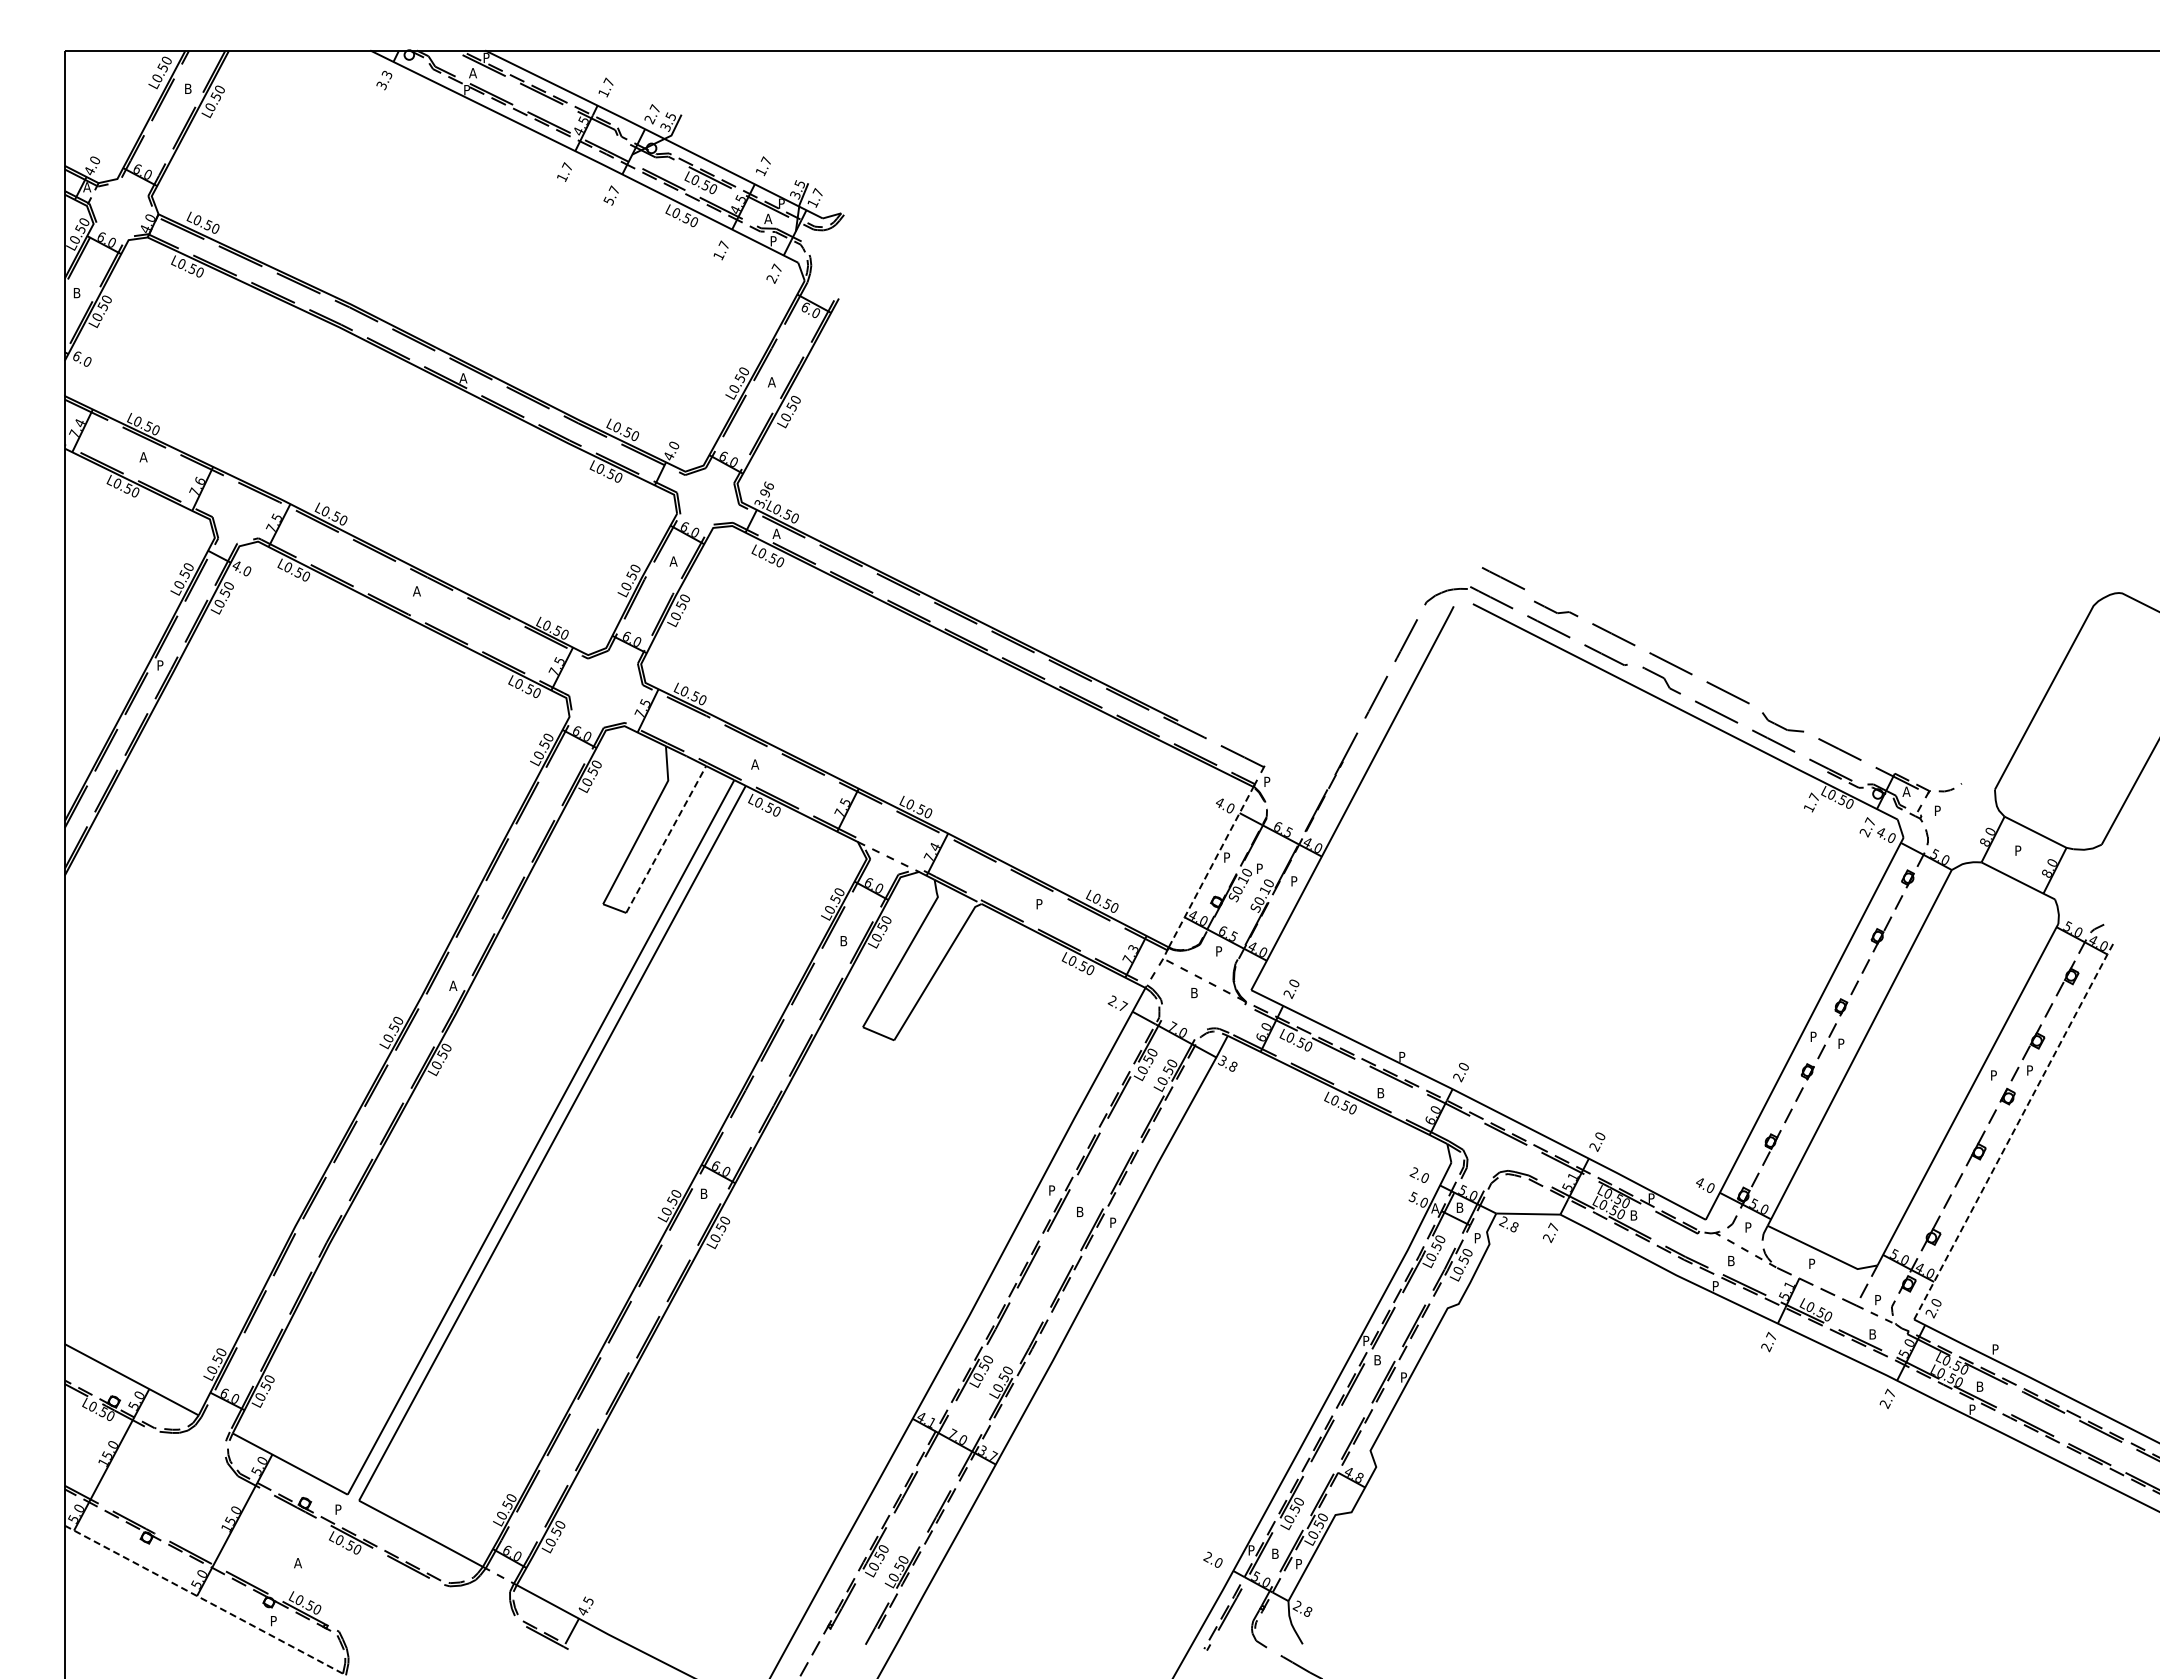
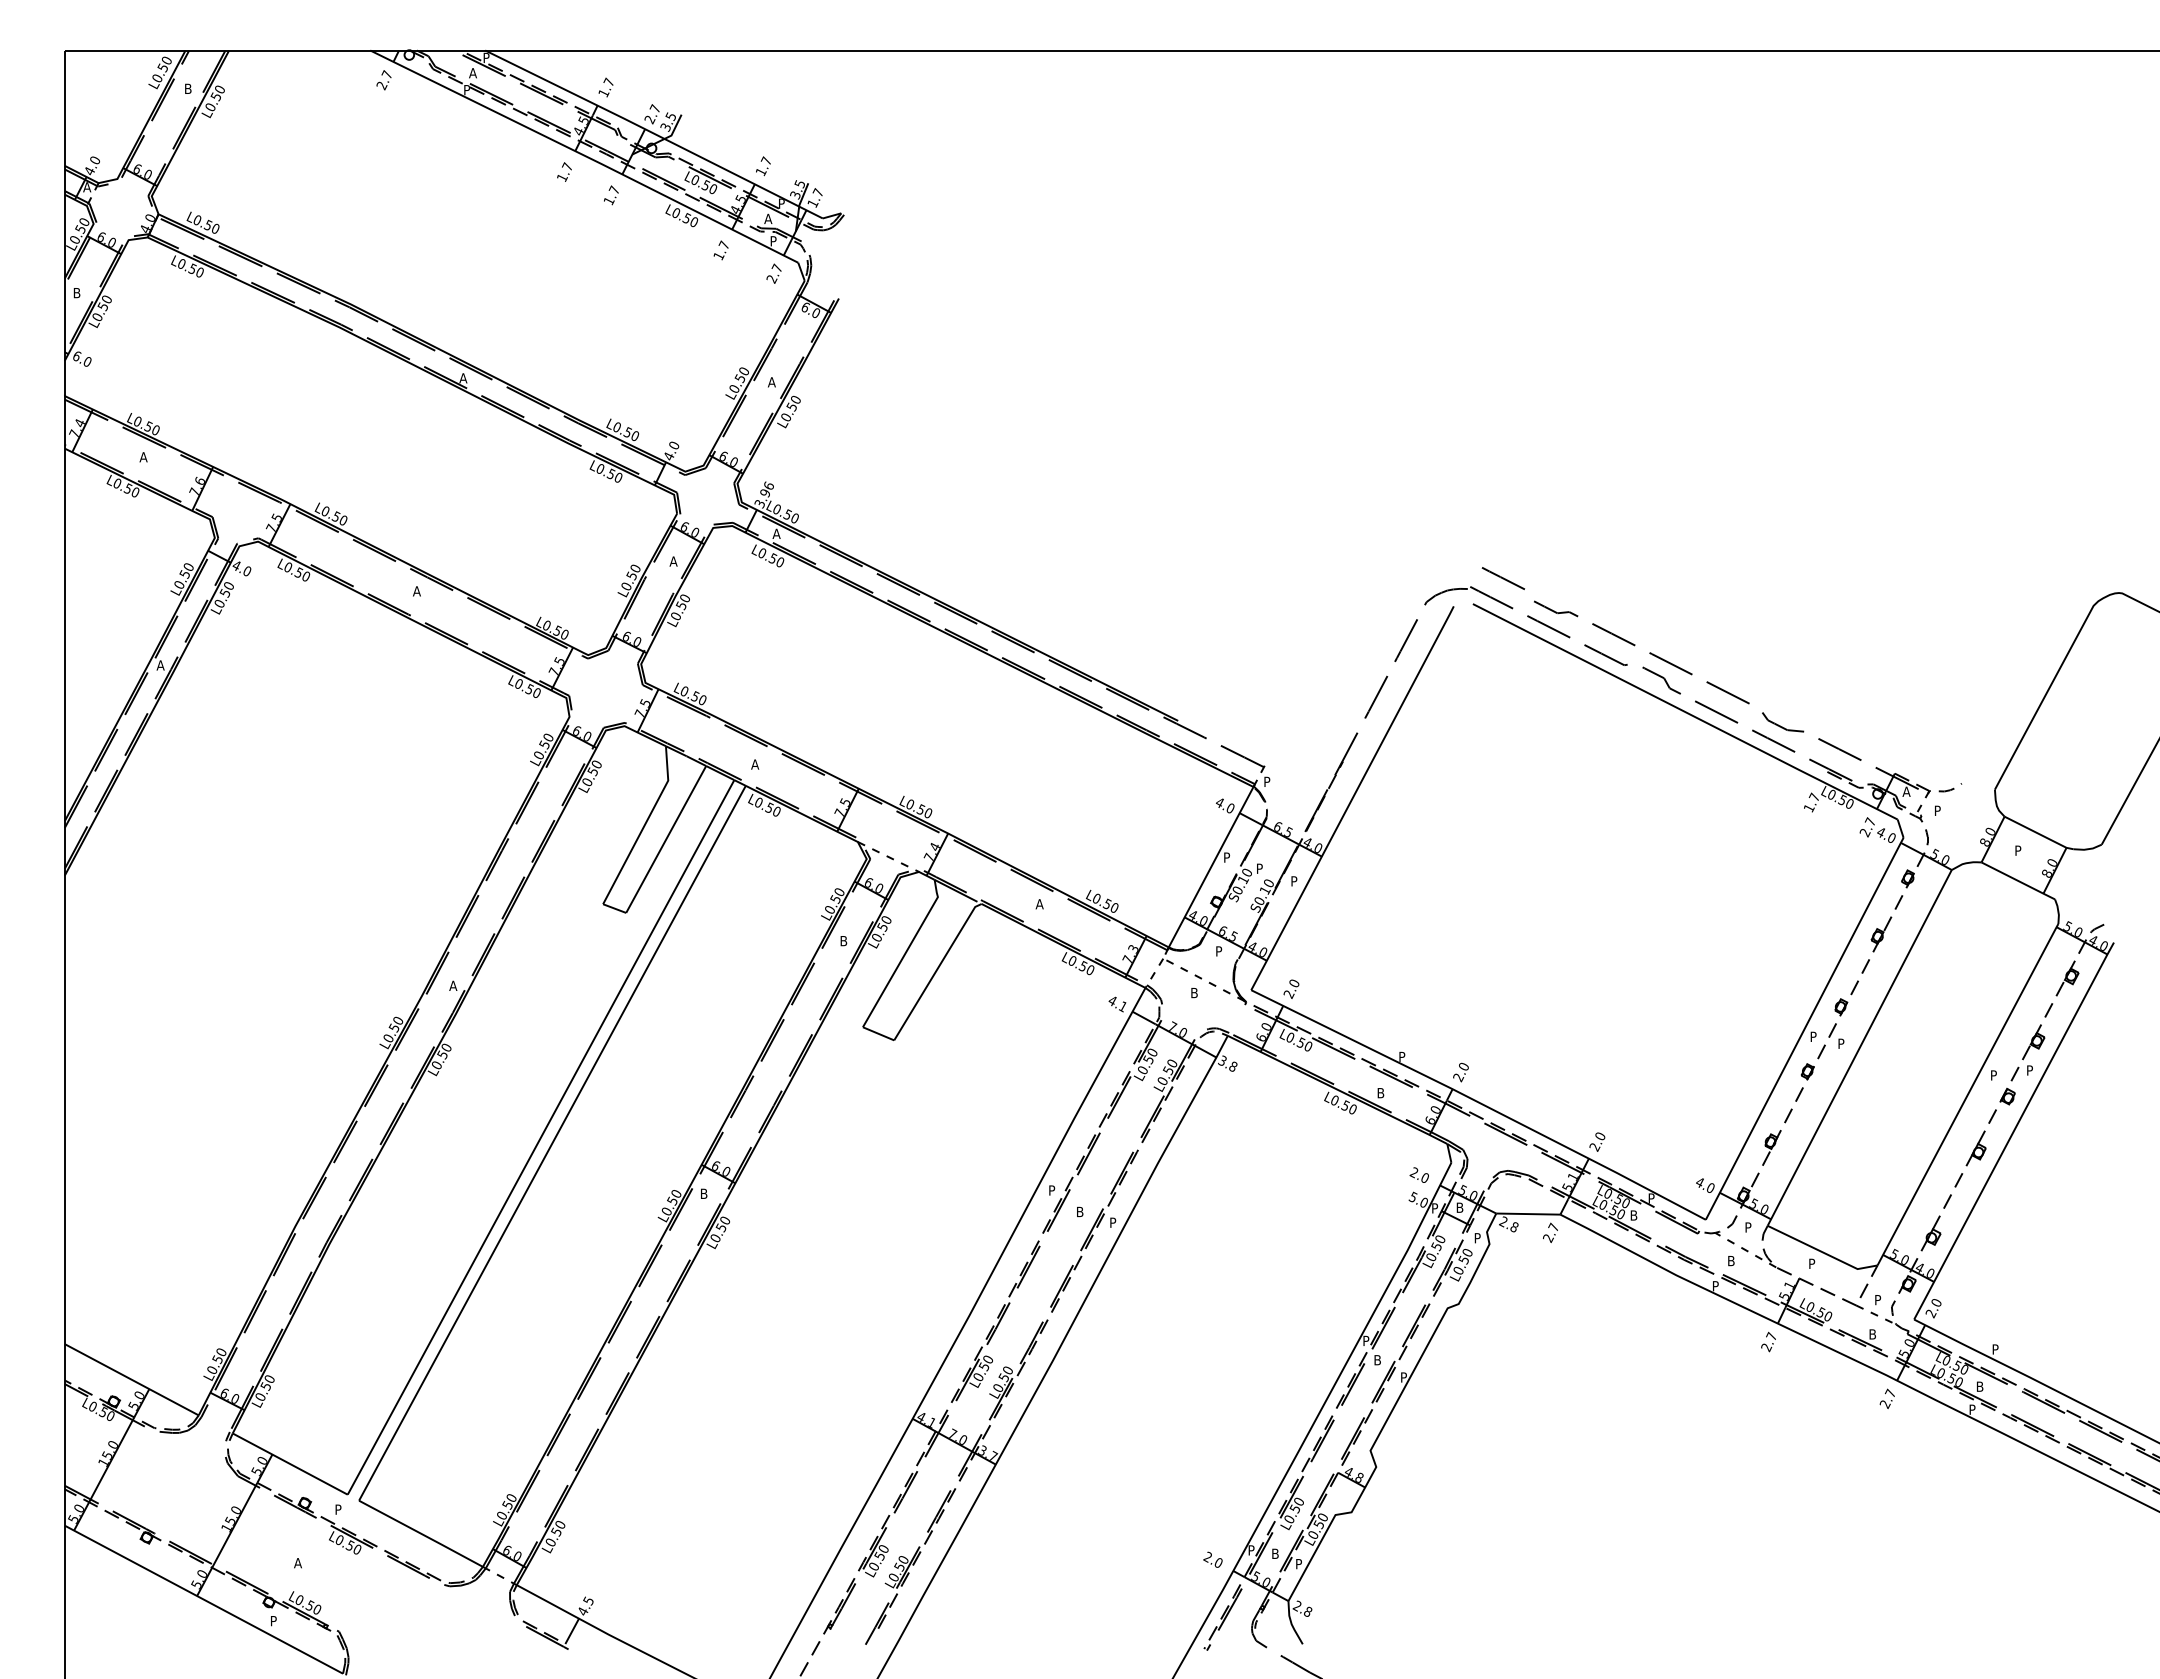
text: 3.3 -> 2.7 (384, 80)
text: 5.7 -> 1.7 (608, 200)
text: P -> A (160, 665)
line: dashed -> solid (666, 839)
line: dashed -> solid (1211, 867)
text: P -> A (1039, 904)
text: 2.7 -> 4.1 (1117, 1003)
line: dashed -> solid (2013, 1131)
text: A -> P (1435, 1208)
line: dashed -> solid (203, 1599)
